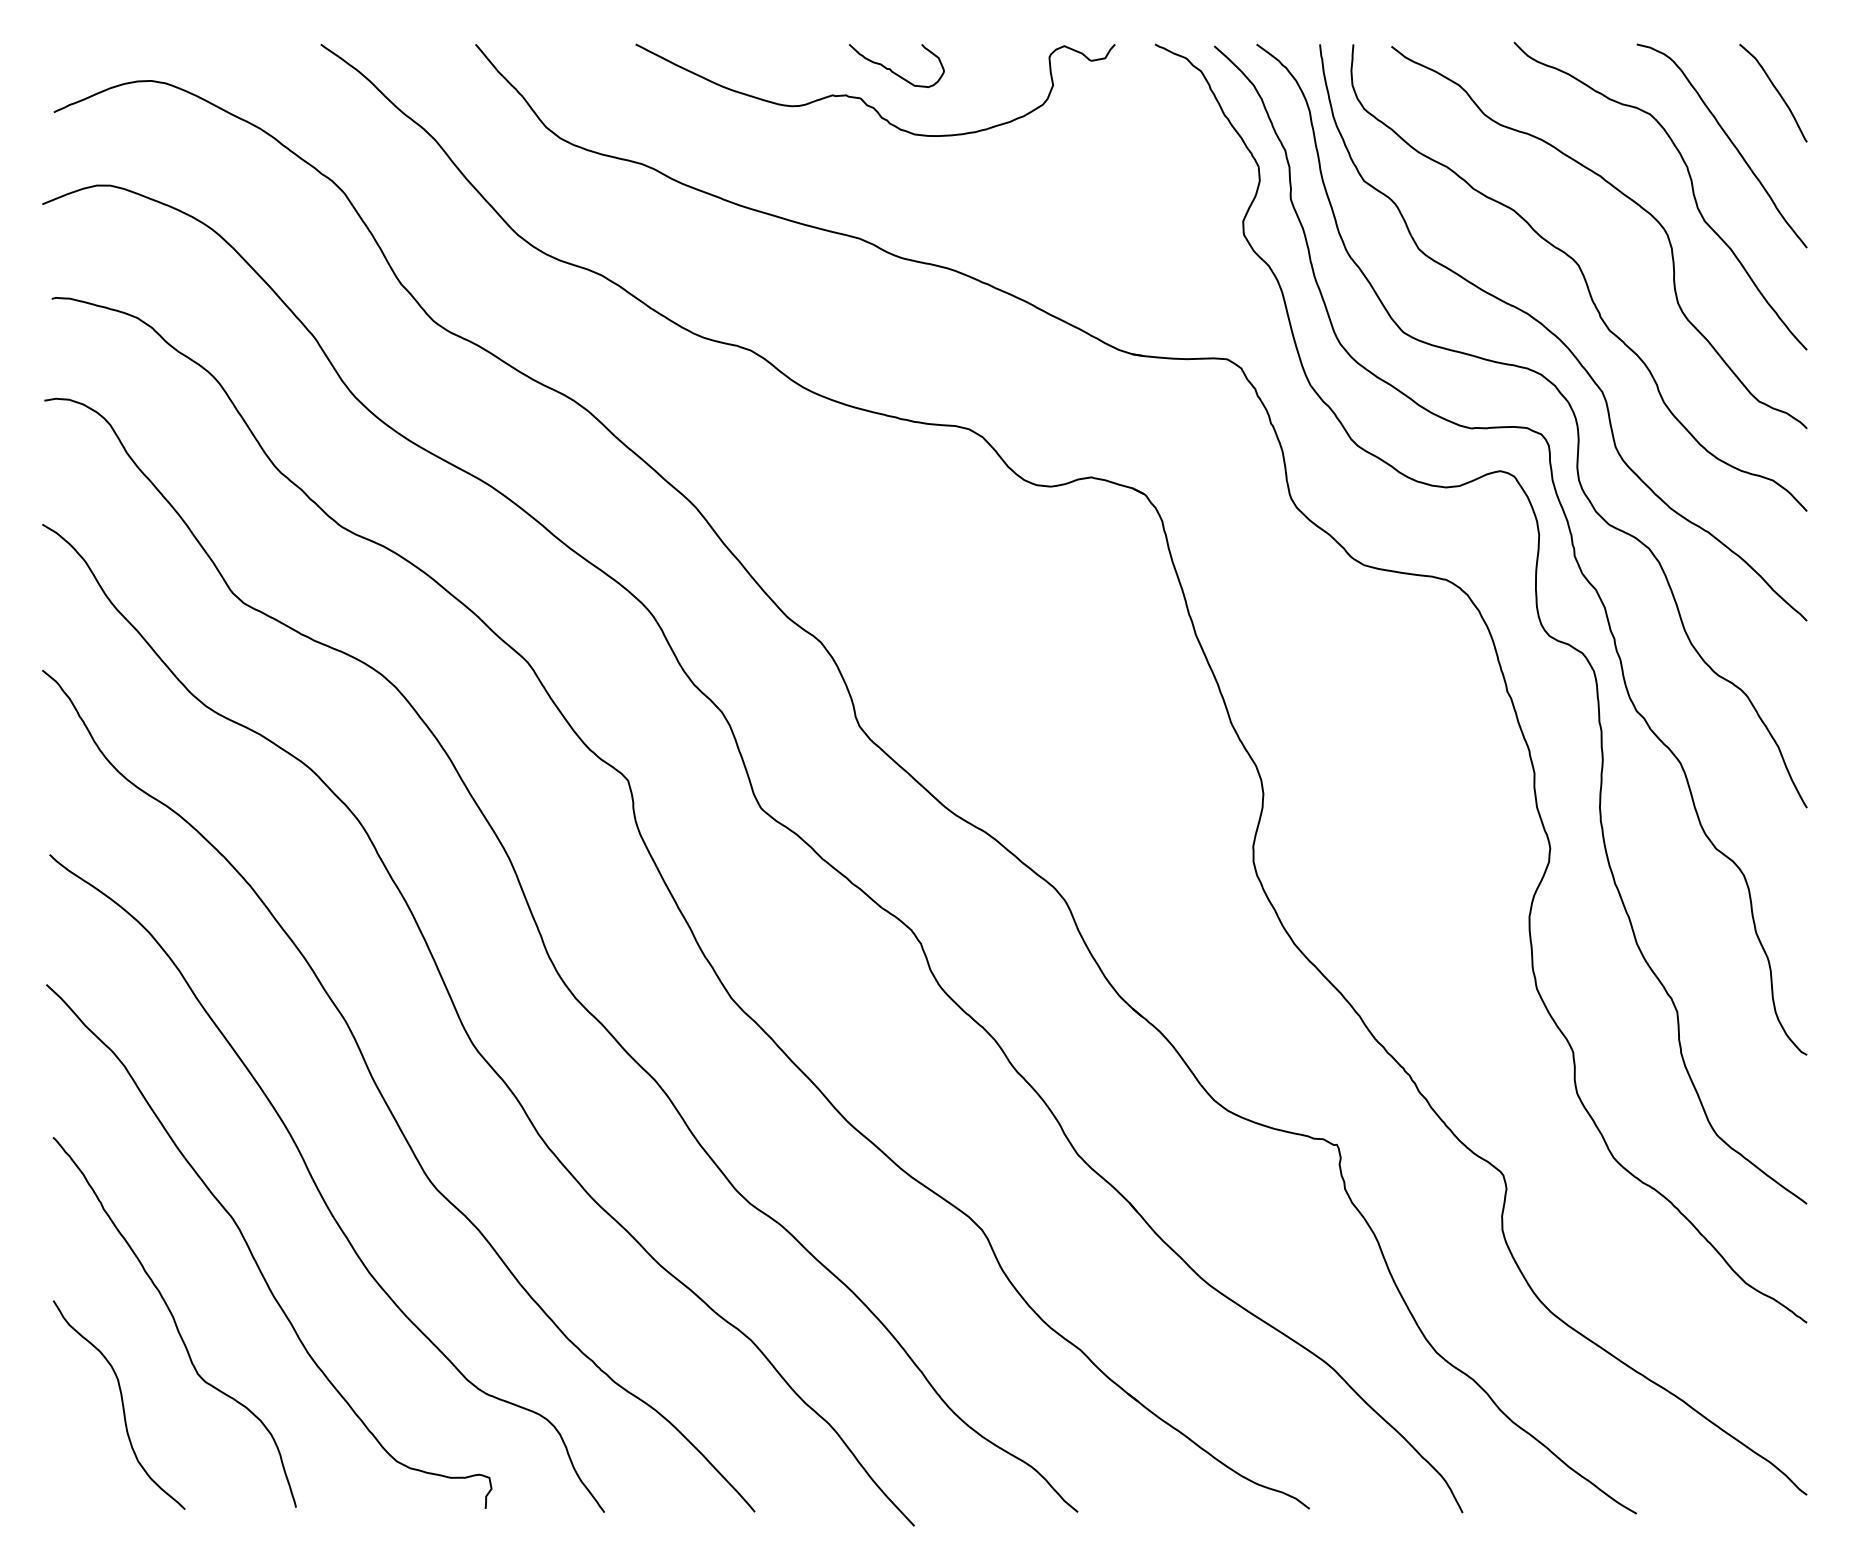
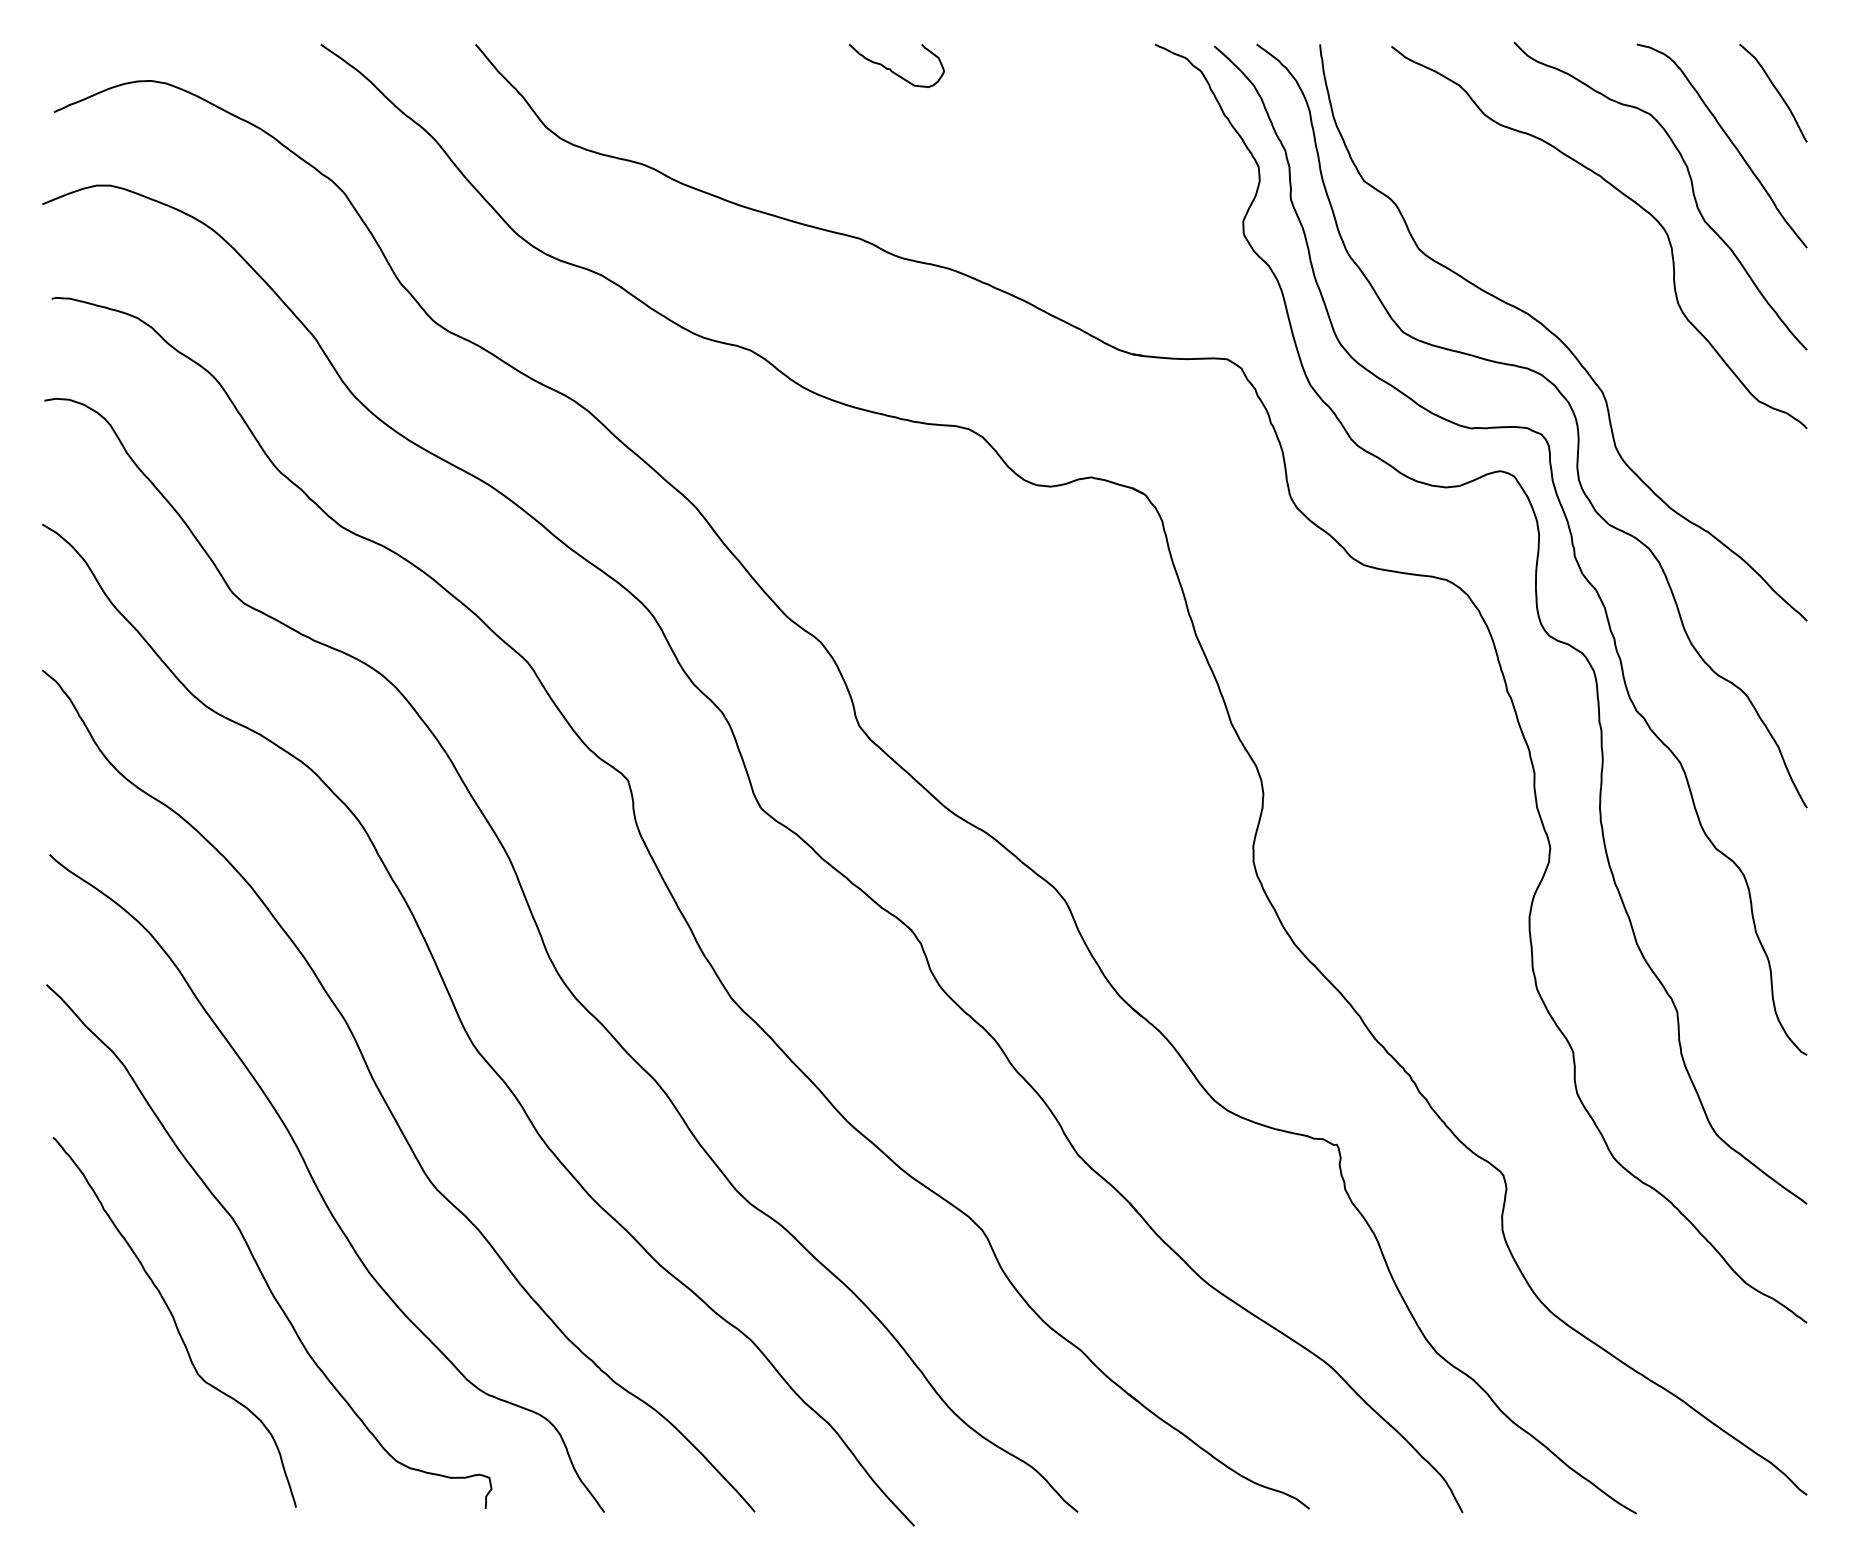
curve: present -> none (863, 99)
curve: present -> none (1582, 275)
curve: present -> none (121, 1403)
